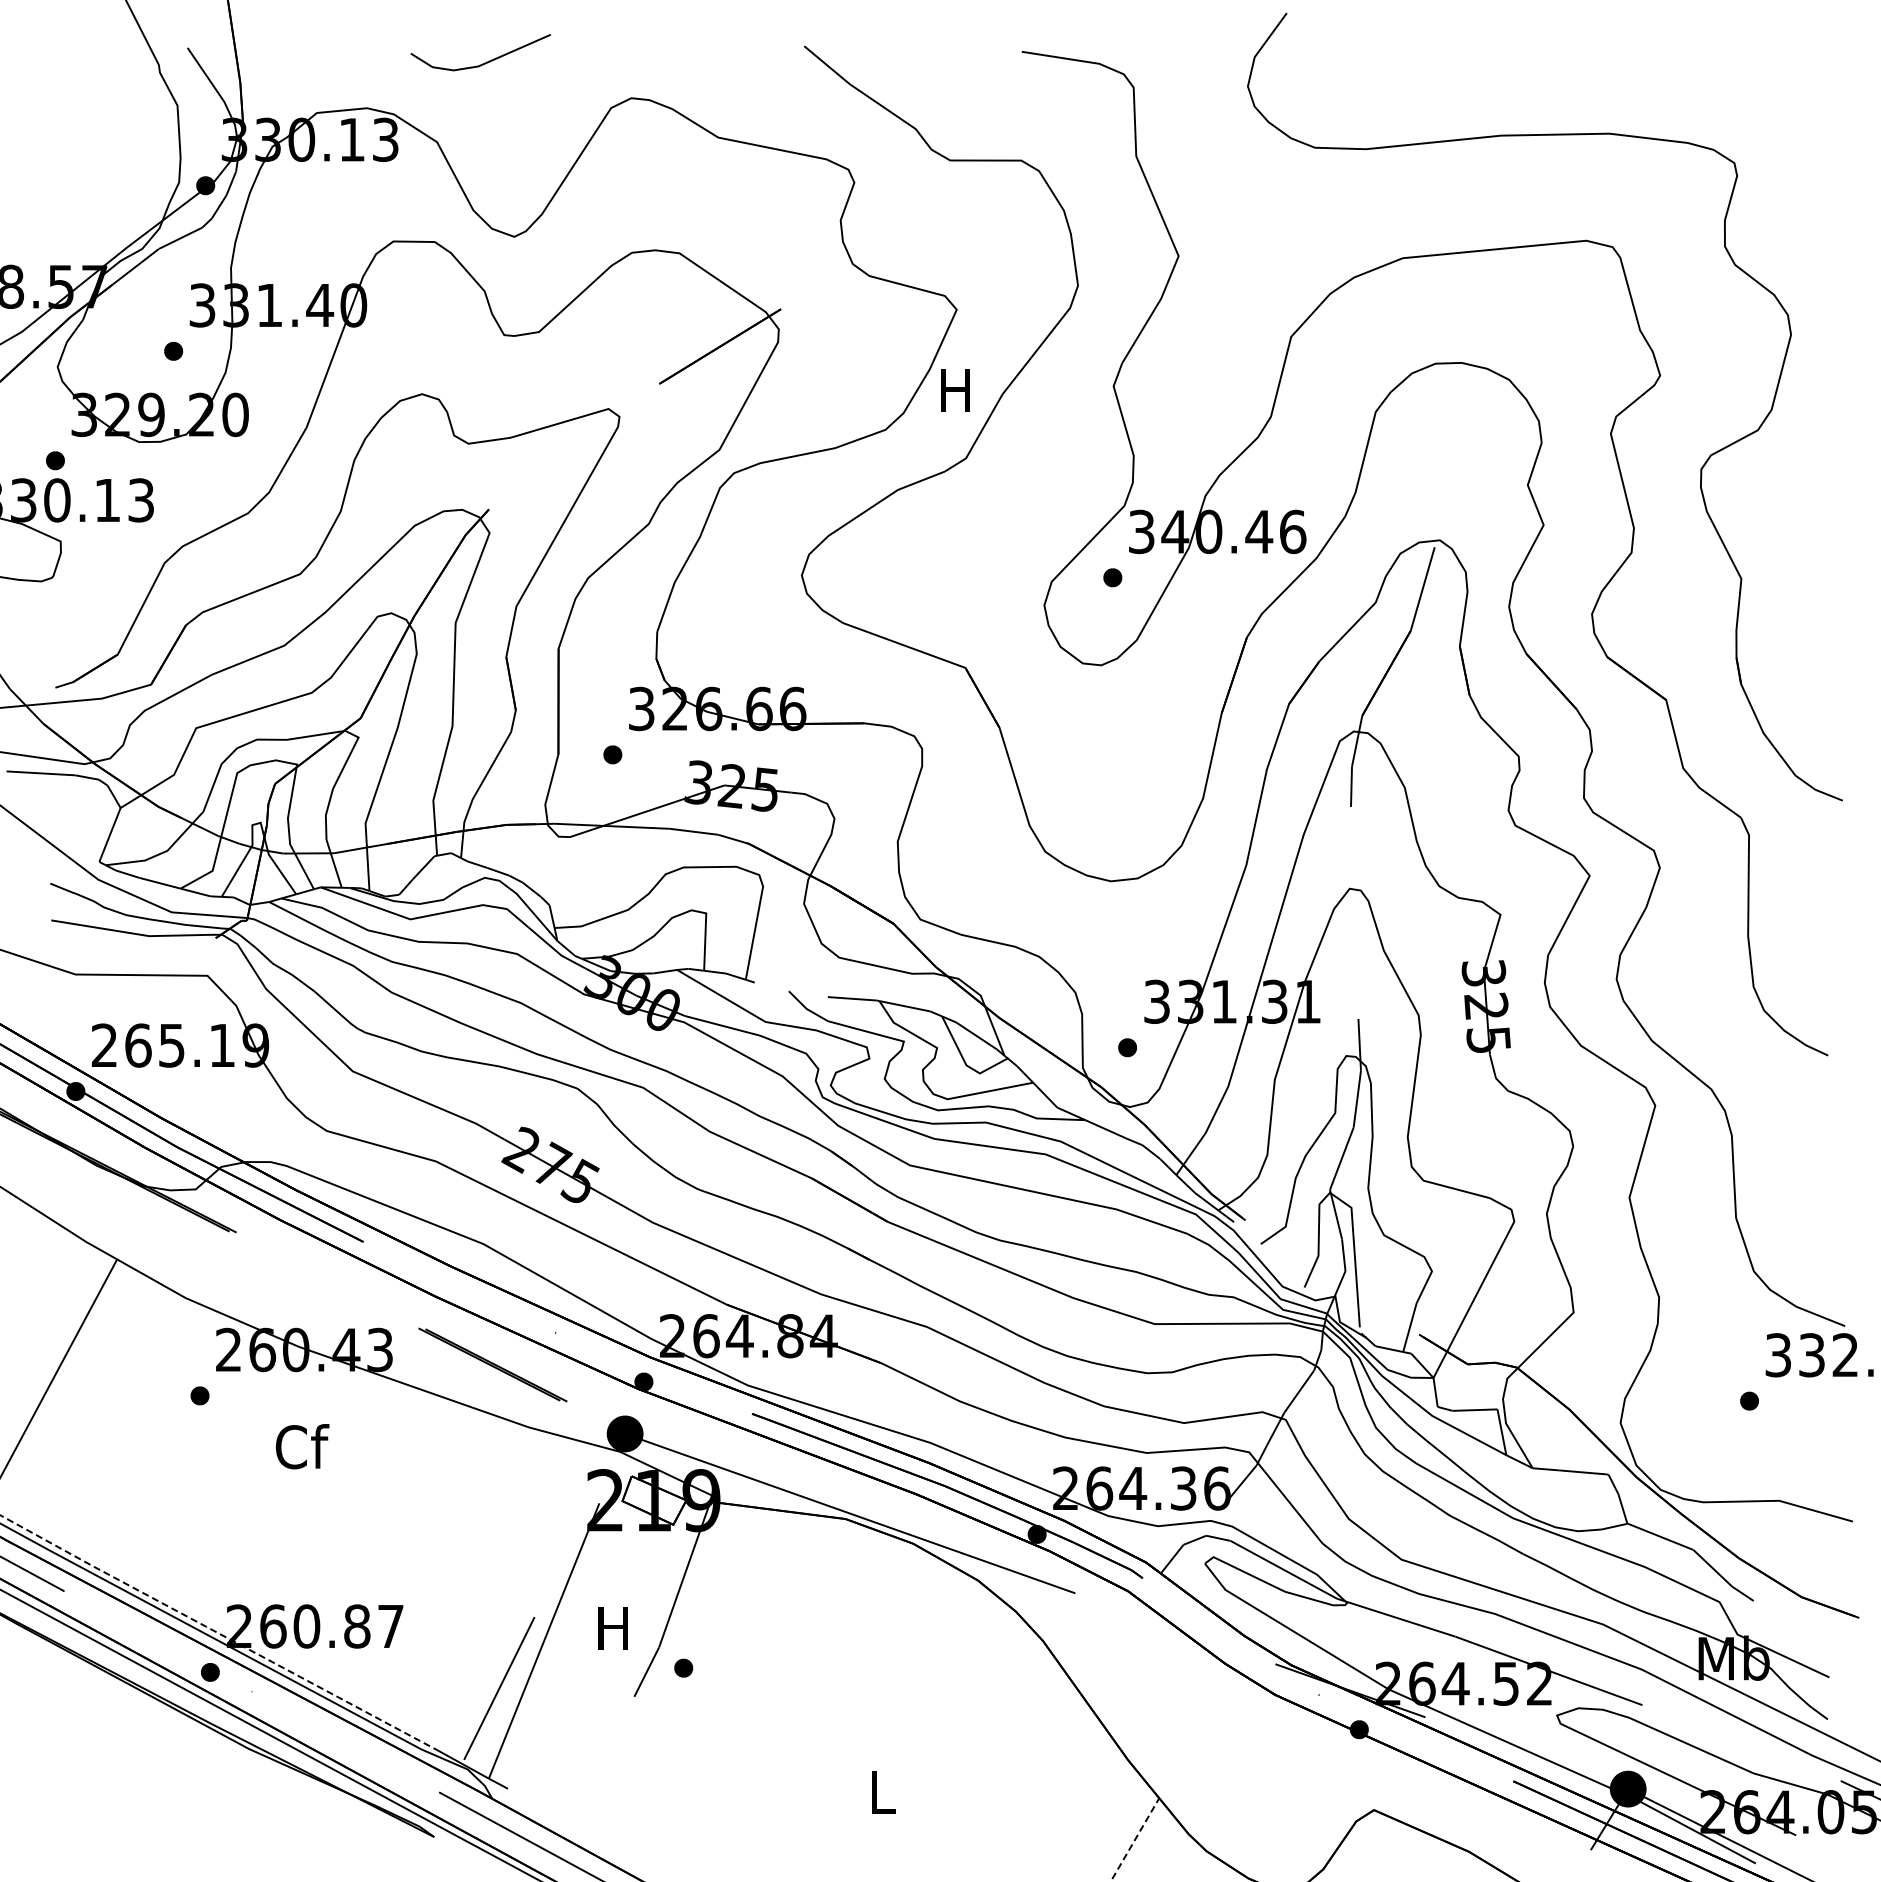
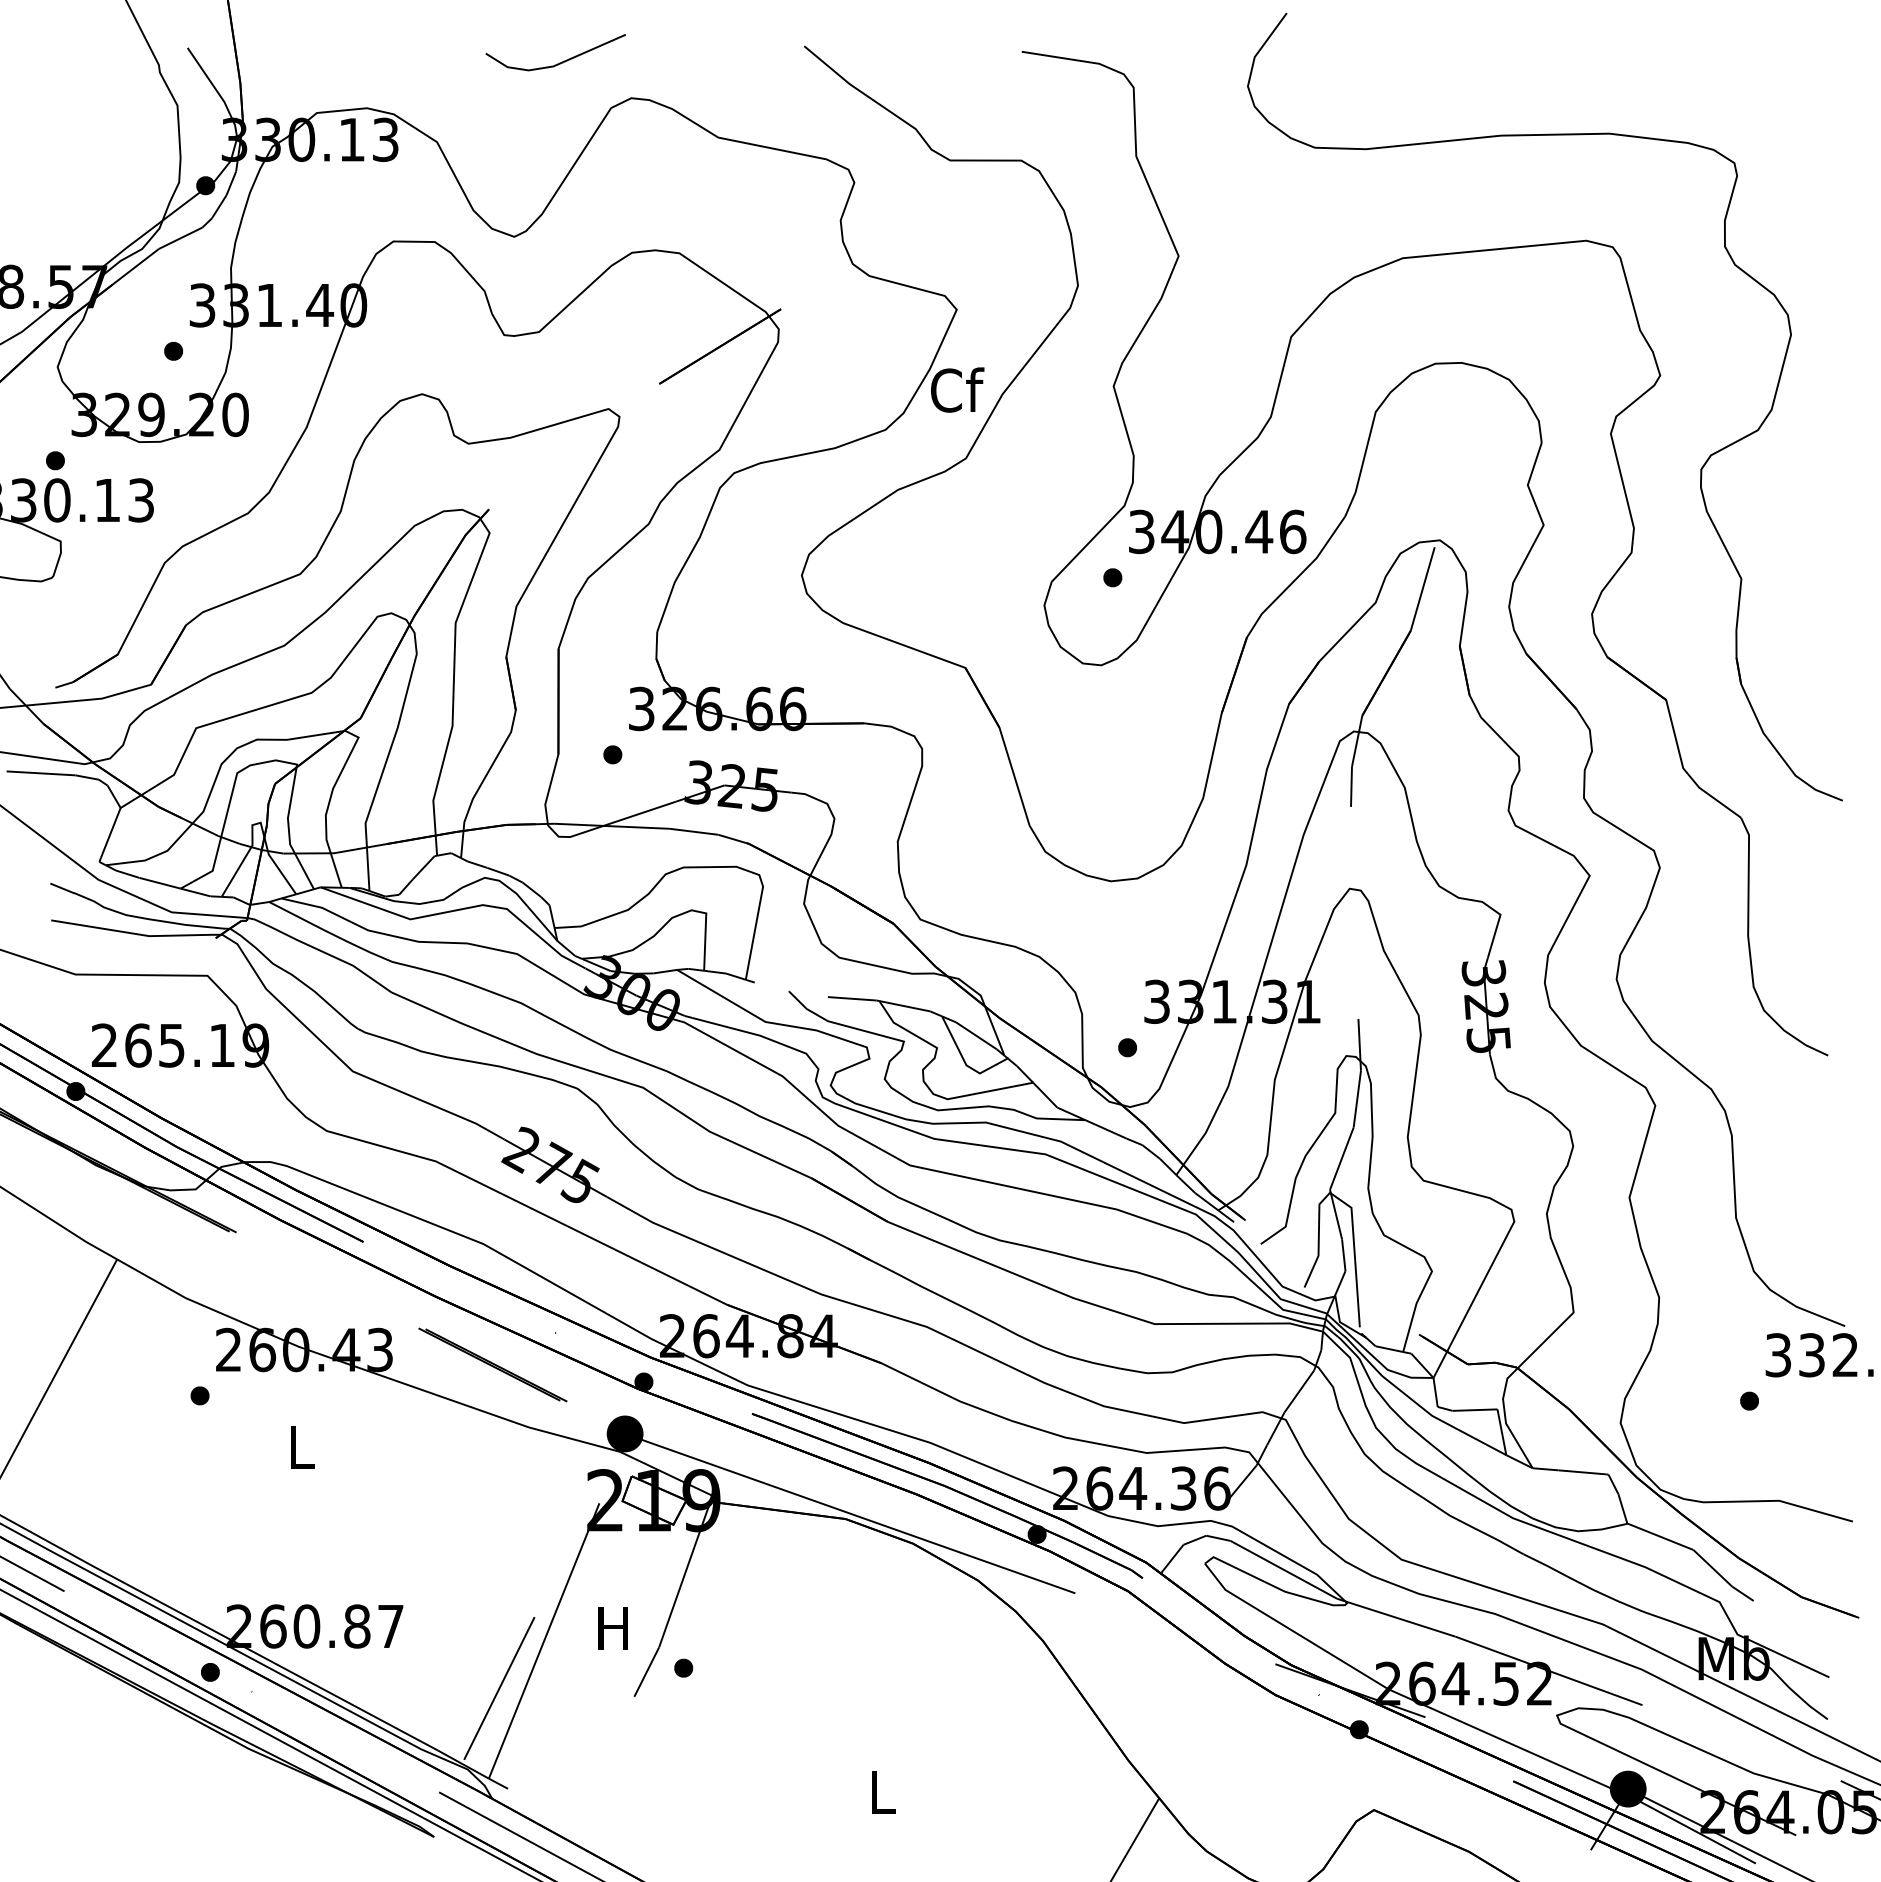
line position: (484, 62) -> (559, 62) (559, 62)
text: H -> Cf (957, 389)
text: Cf -> L (302, 1446)
line: dashed -> solid (218, 1633)
line: dashed -> solid (1135, 1839)
